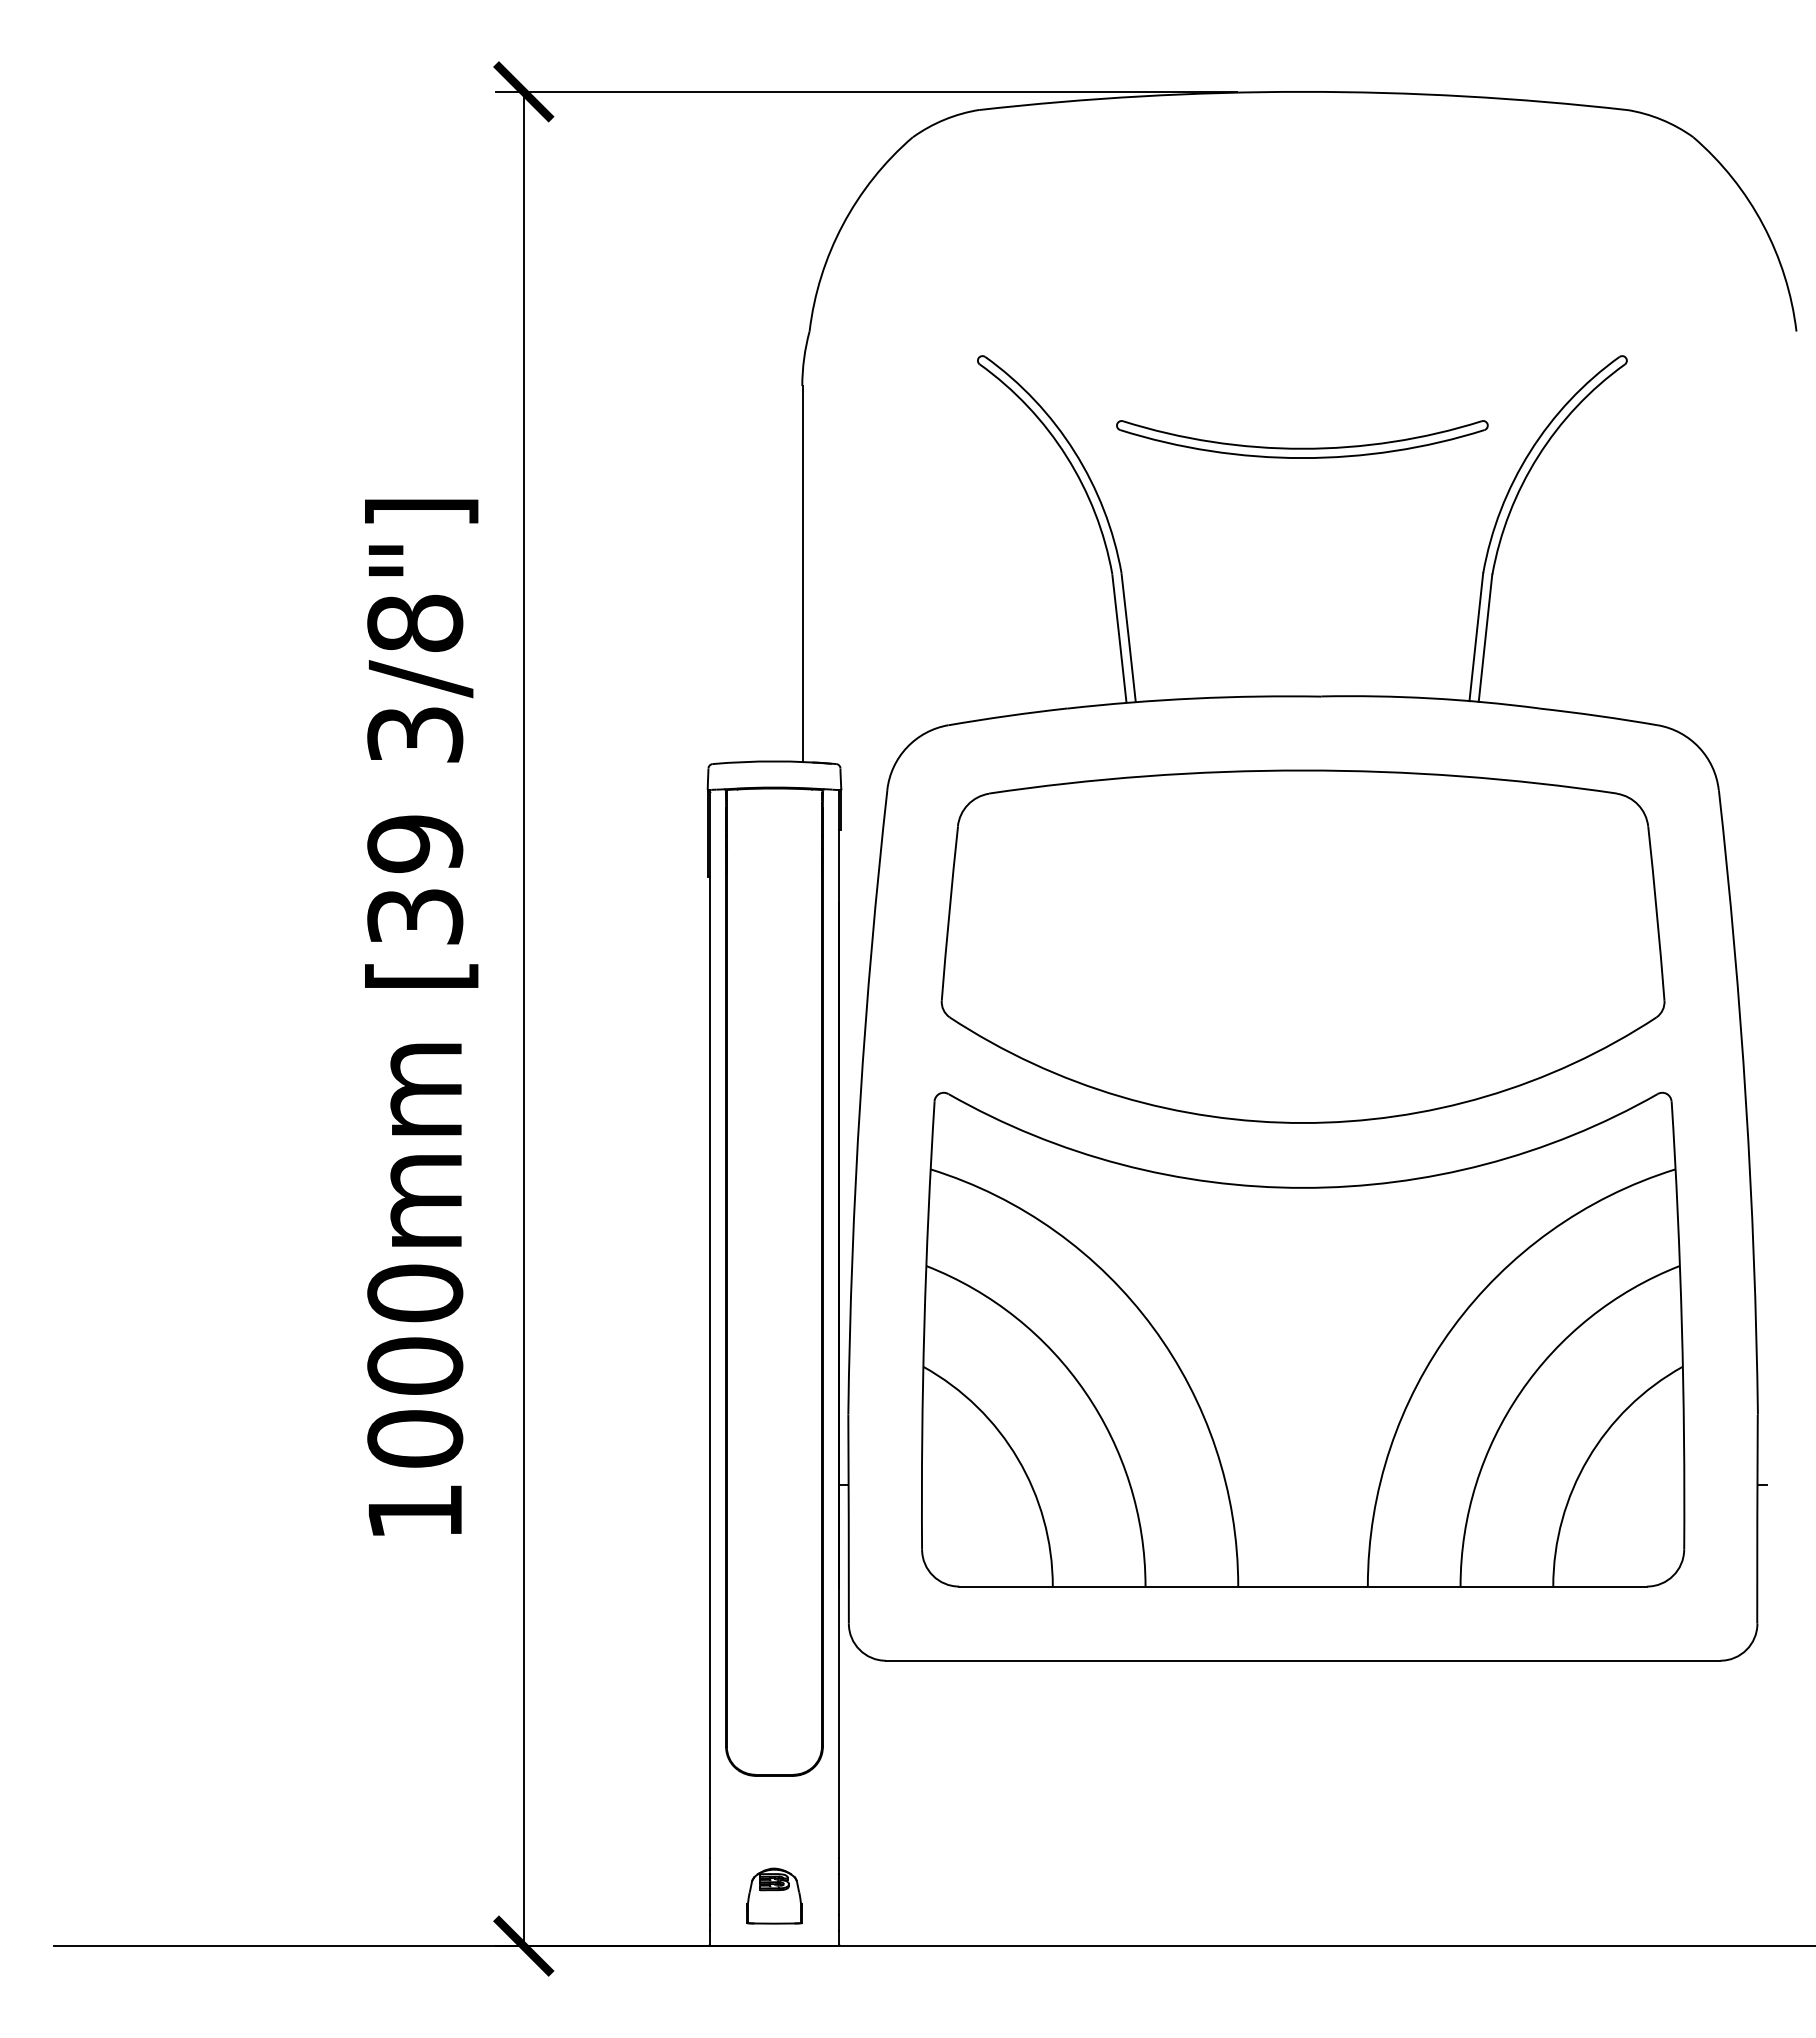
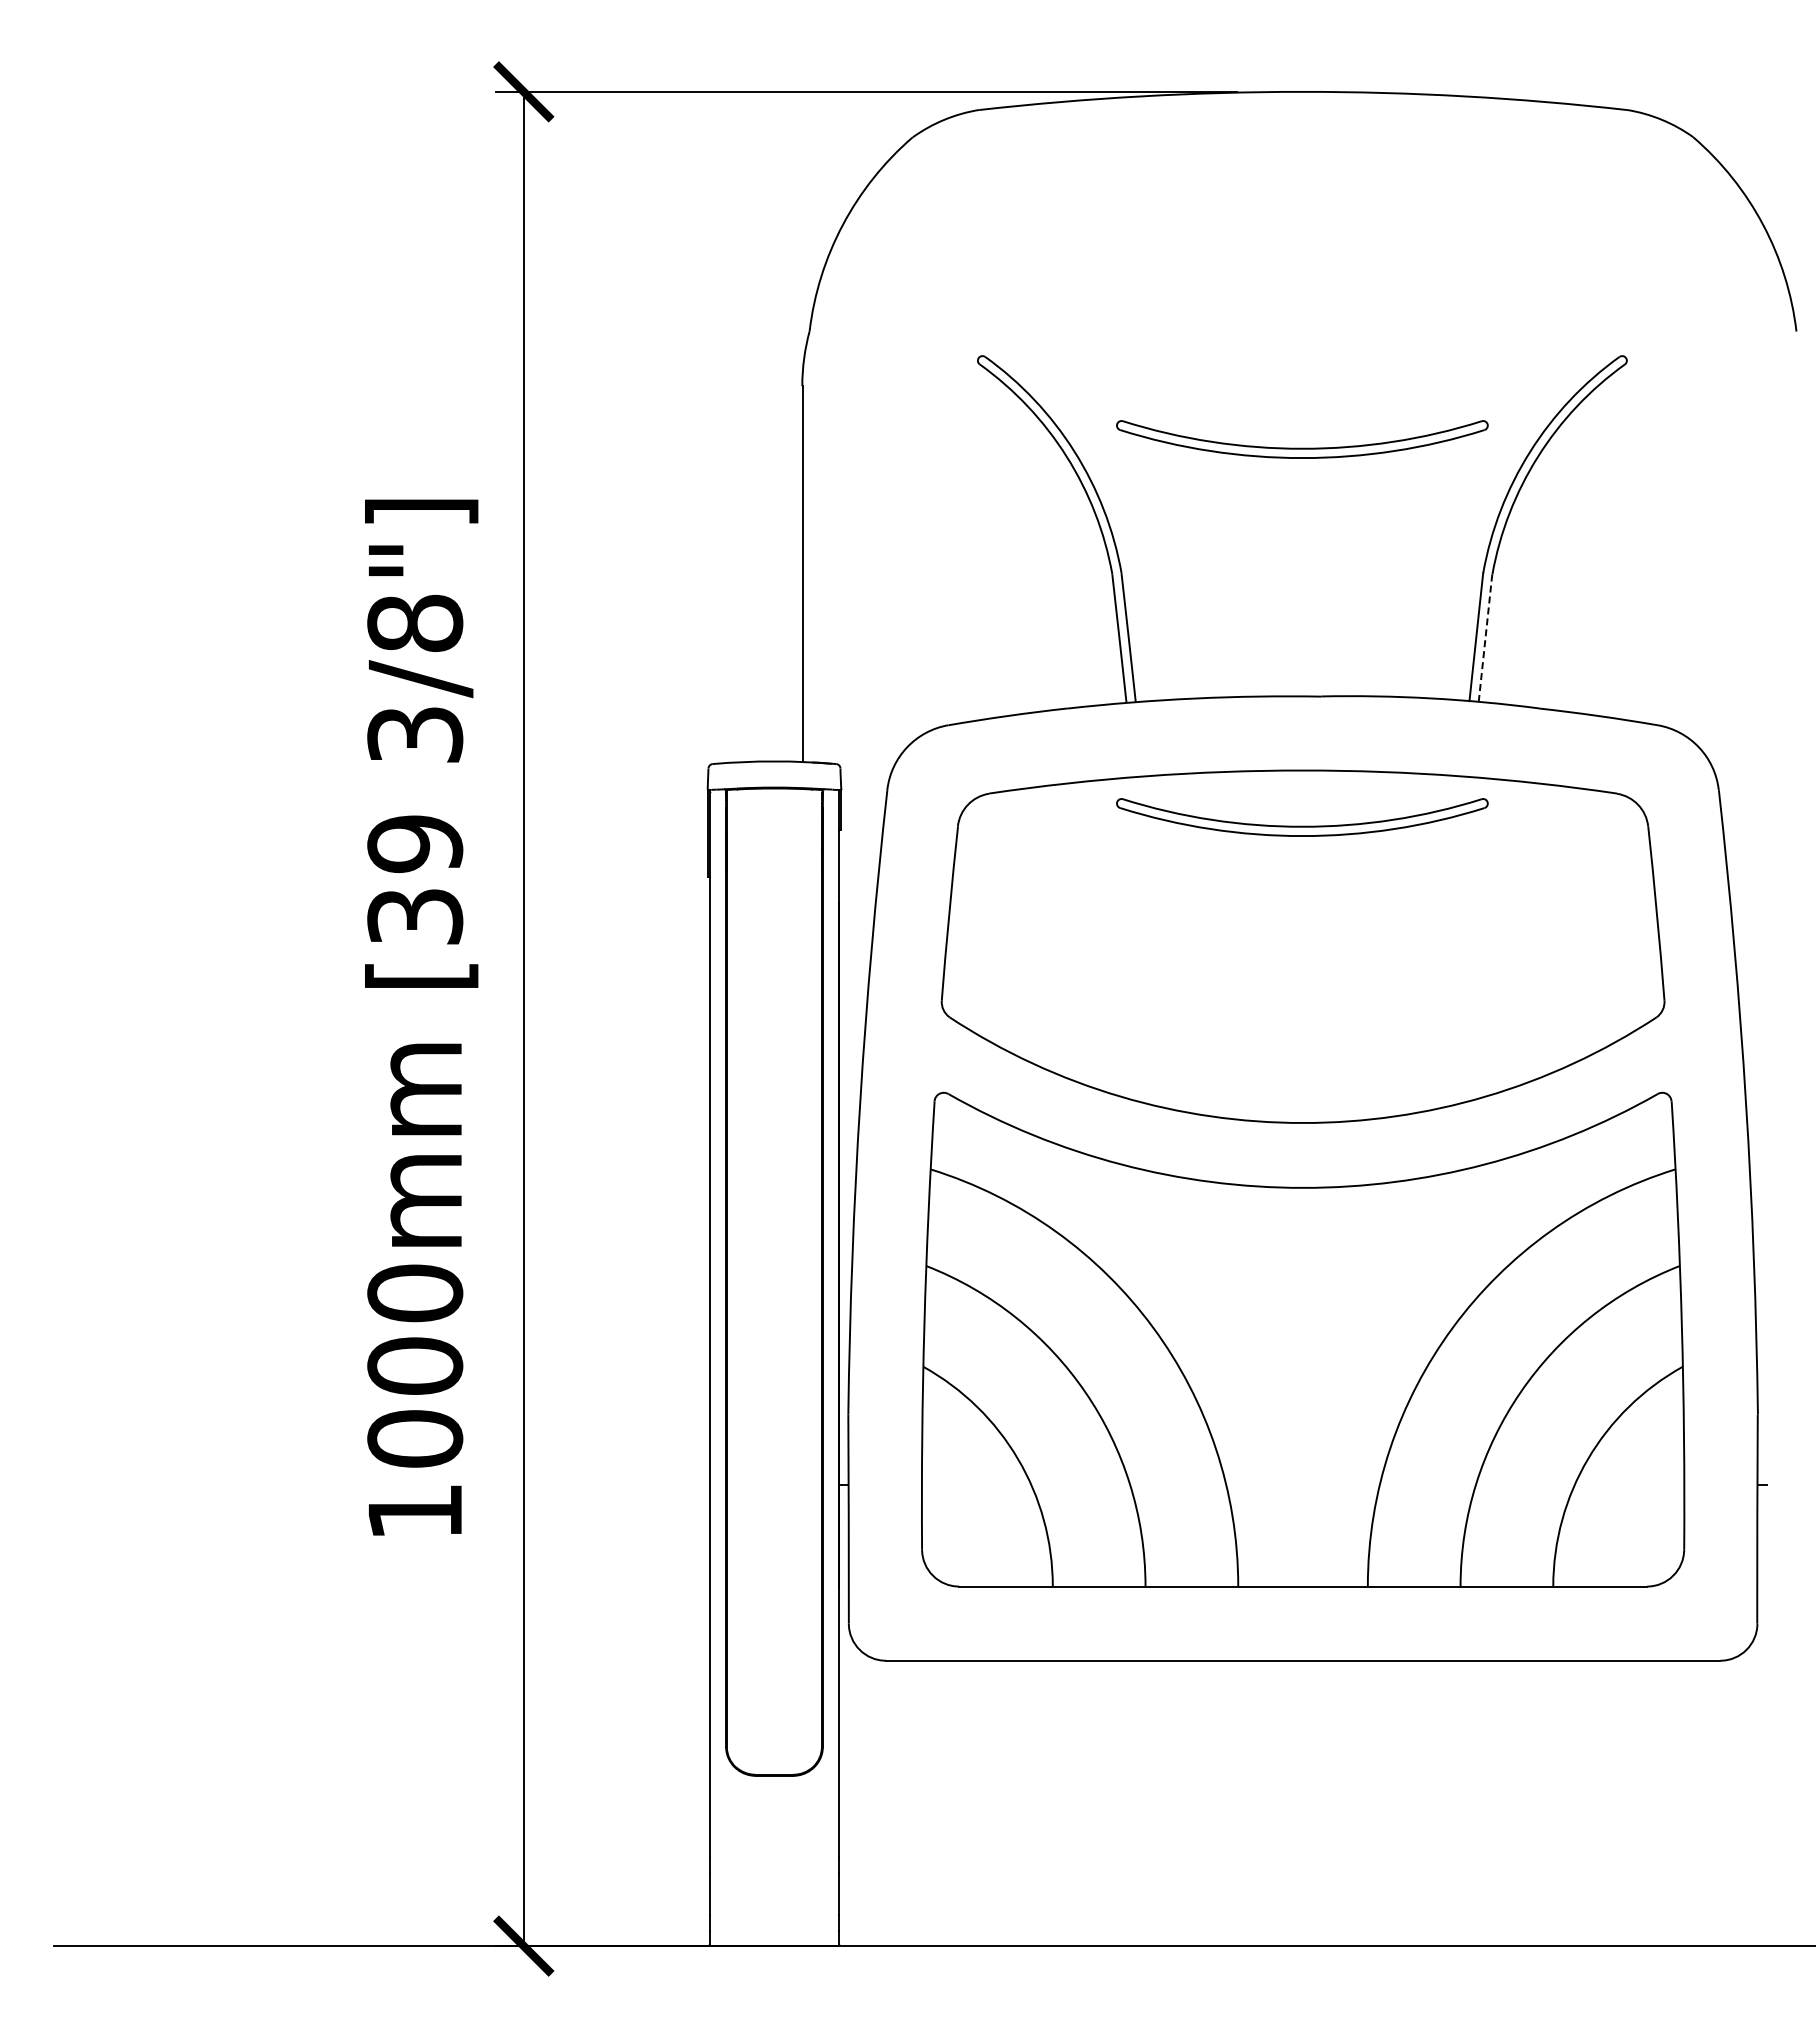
line: solid -> dashed (1485, 637)
part: none -> present (1302, 825)
part: present -> none (774, 1895)
